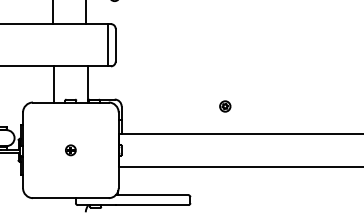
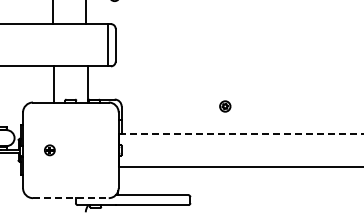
line: solid -> dashed (241, 133)
part position: (70, 150) -> (49, 150) (49, 150)
line: solid -> dashed (70, 198)
